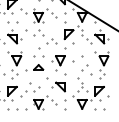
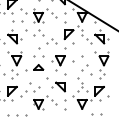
part position: (12, 22) -> (17, 21) (17, 21)
part position: (17, 109) -> (17, 115) (17, 115)
part position: (99, 109) -> (96, 114) (96, 114)
